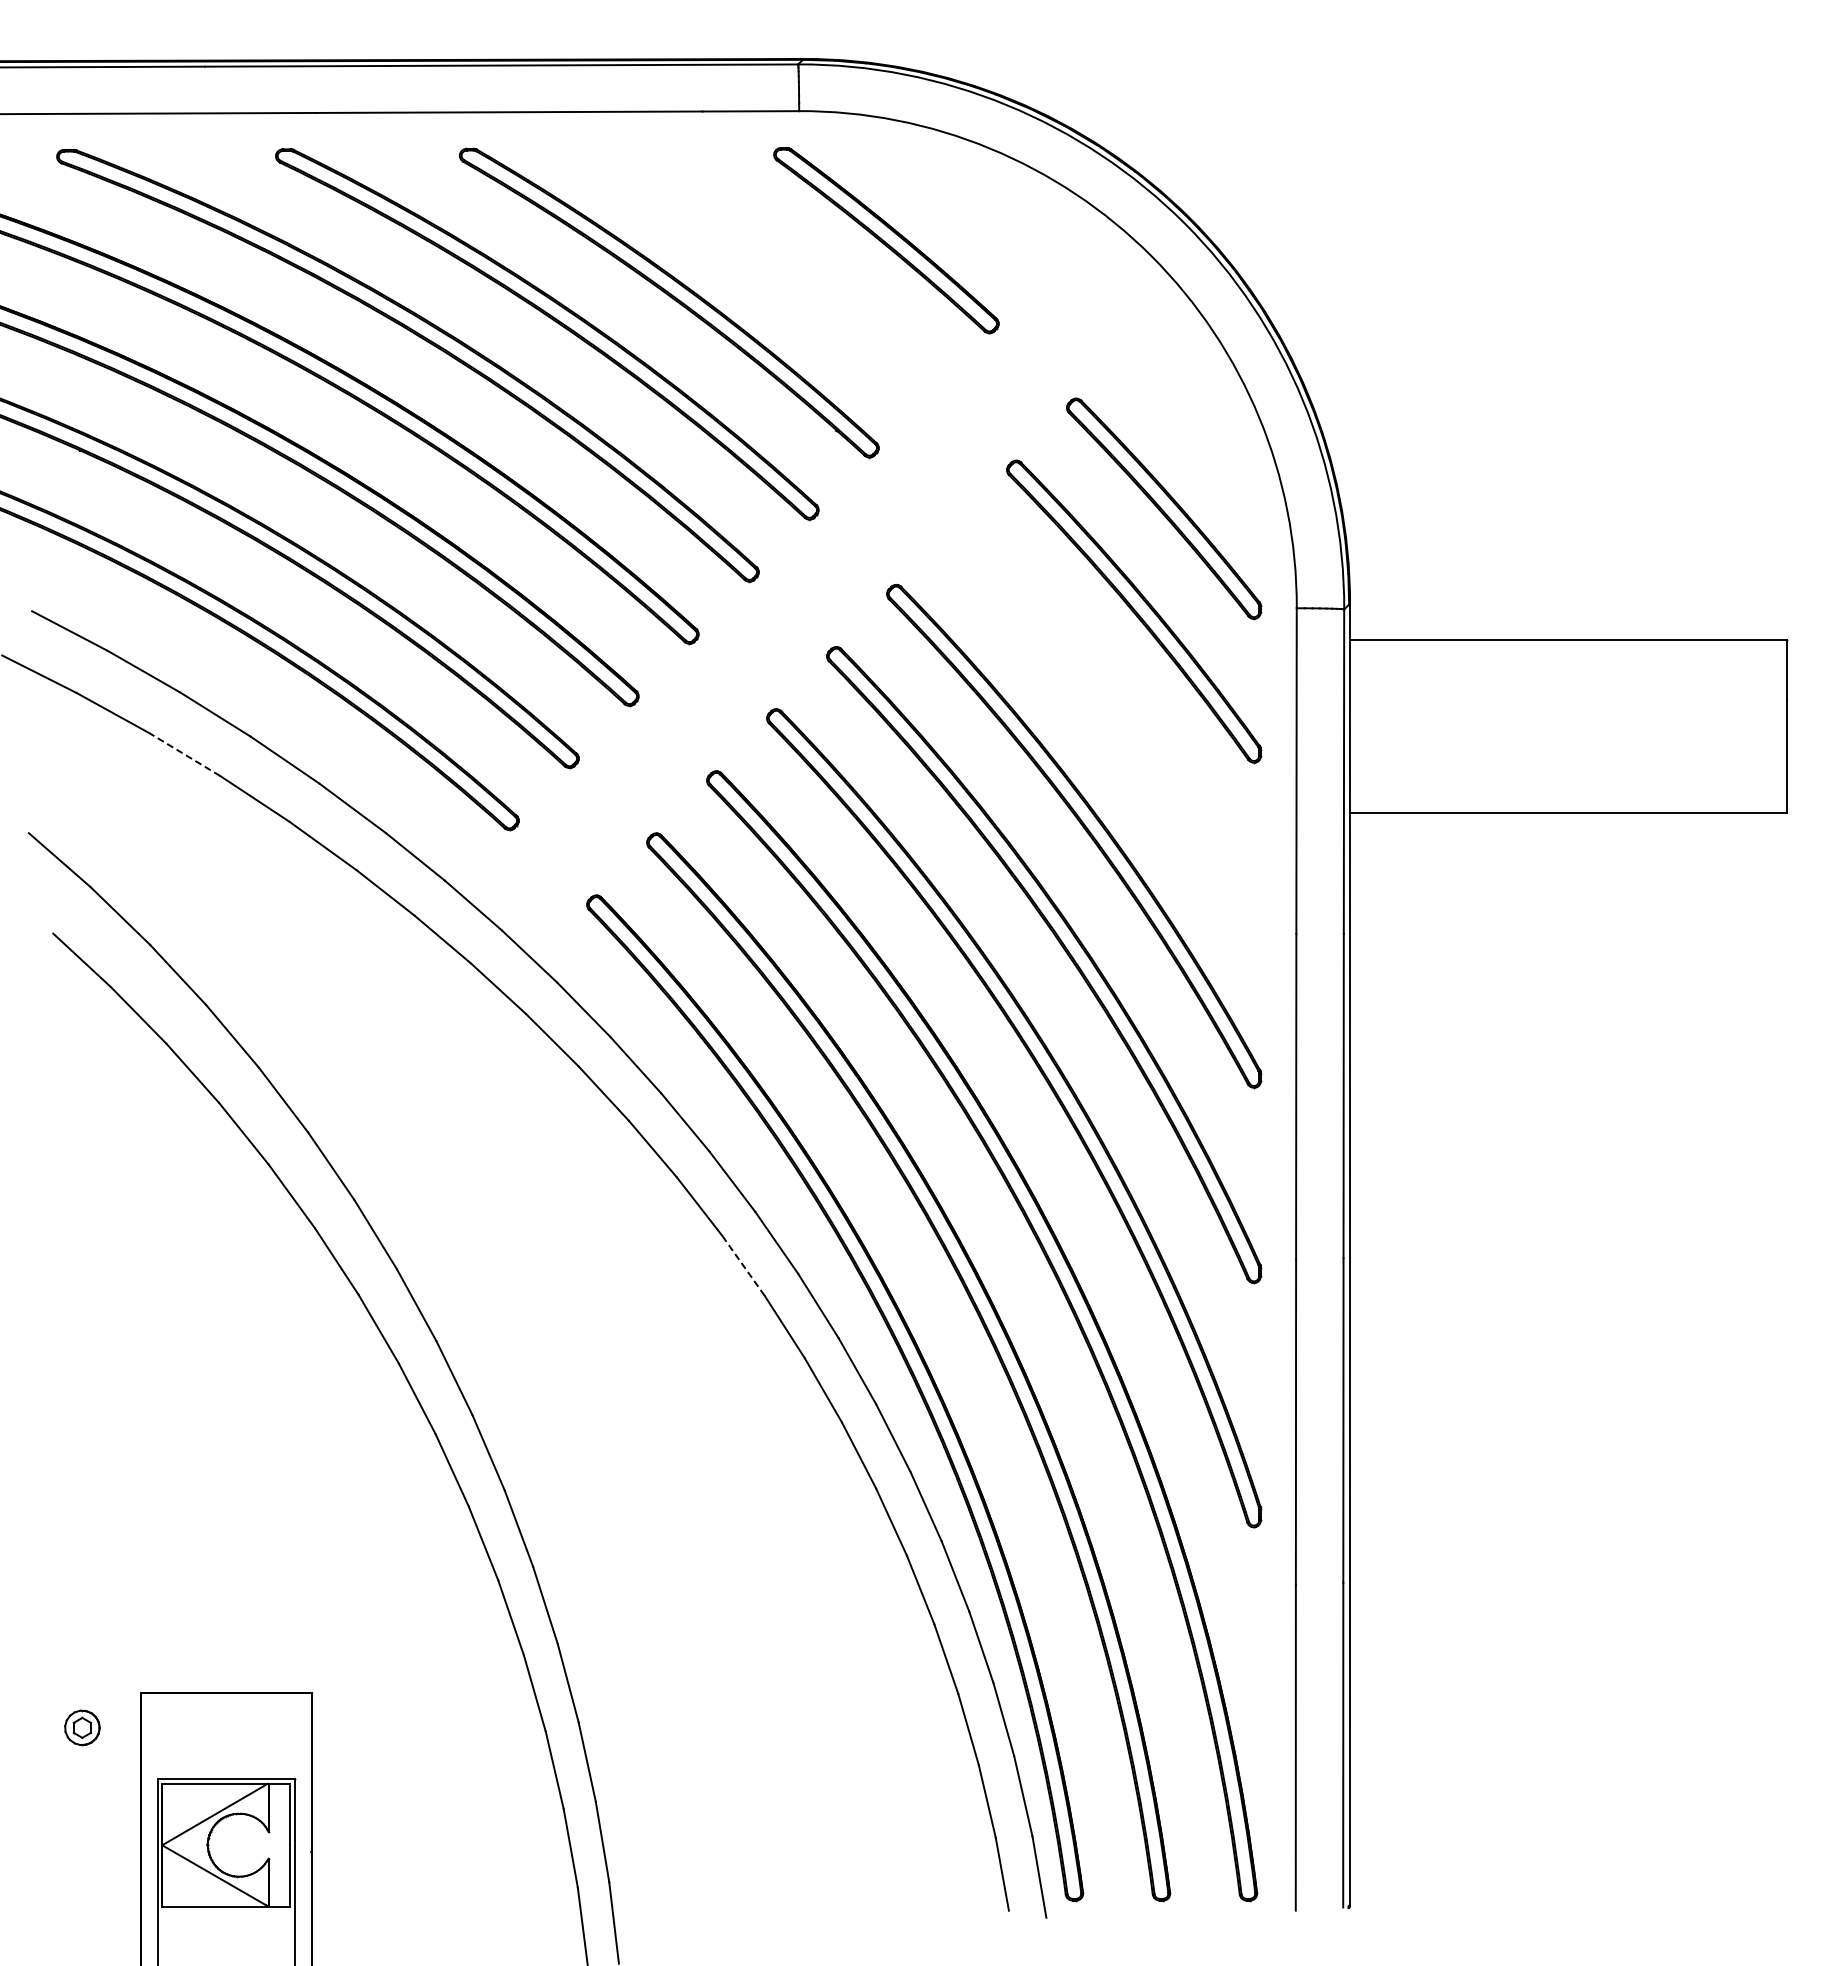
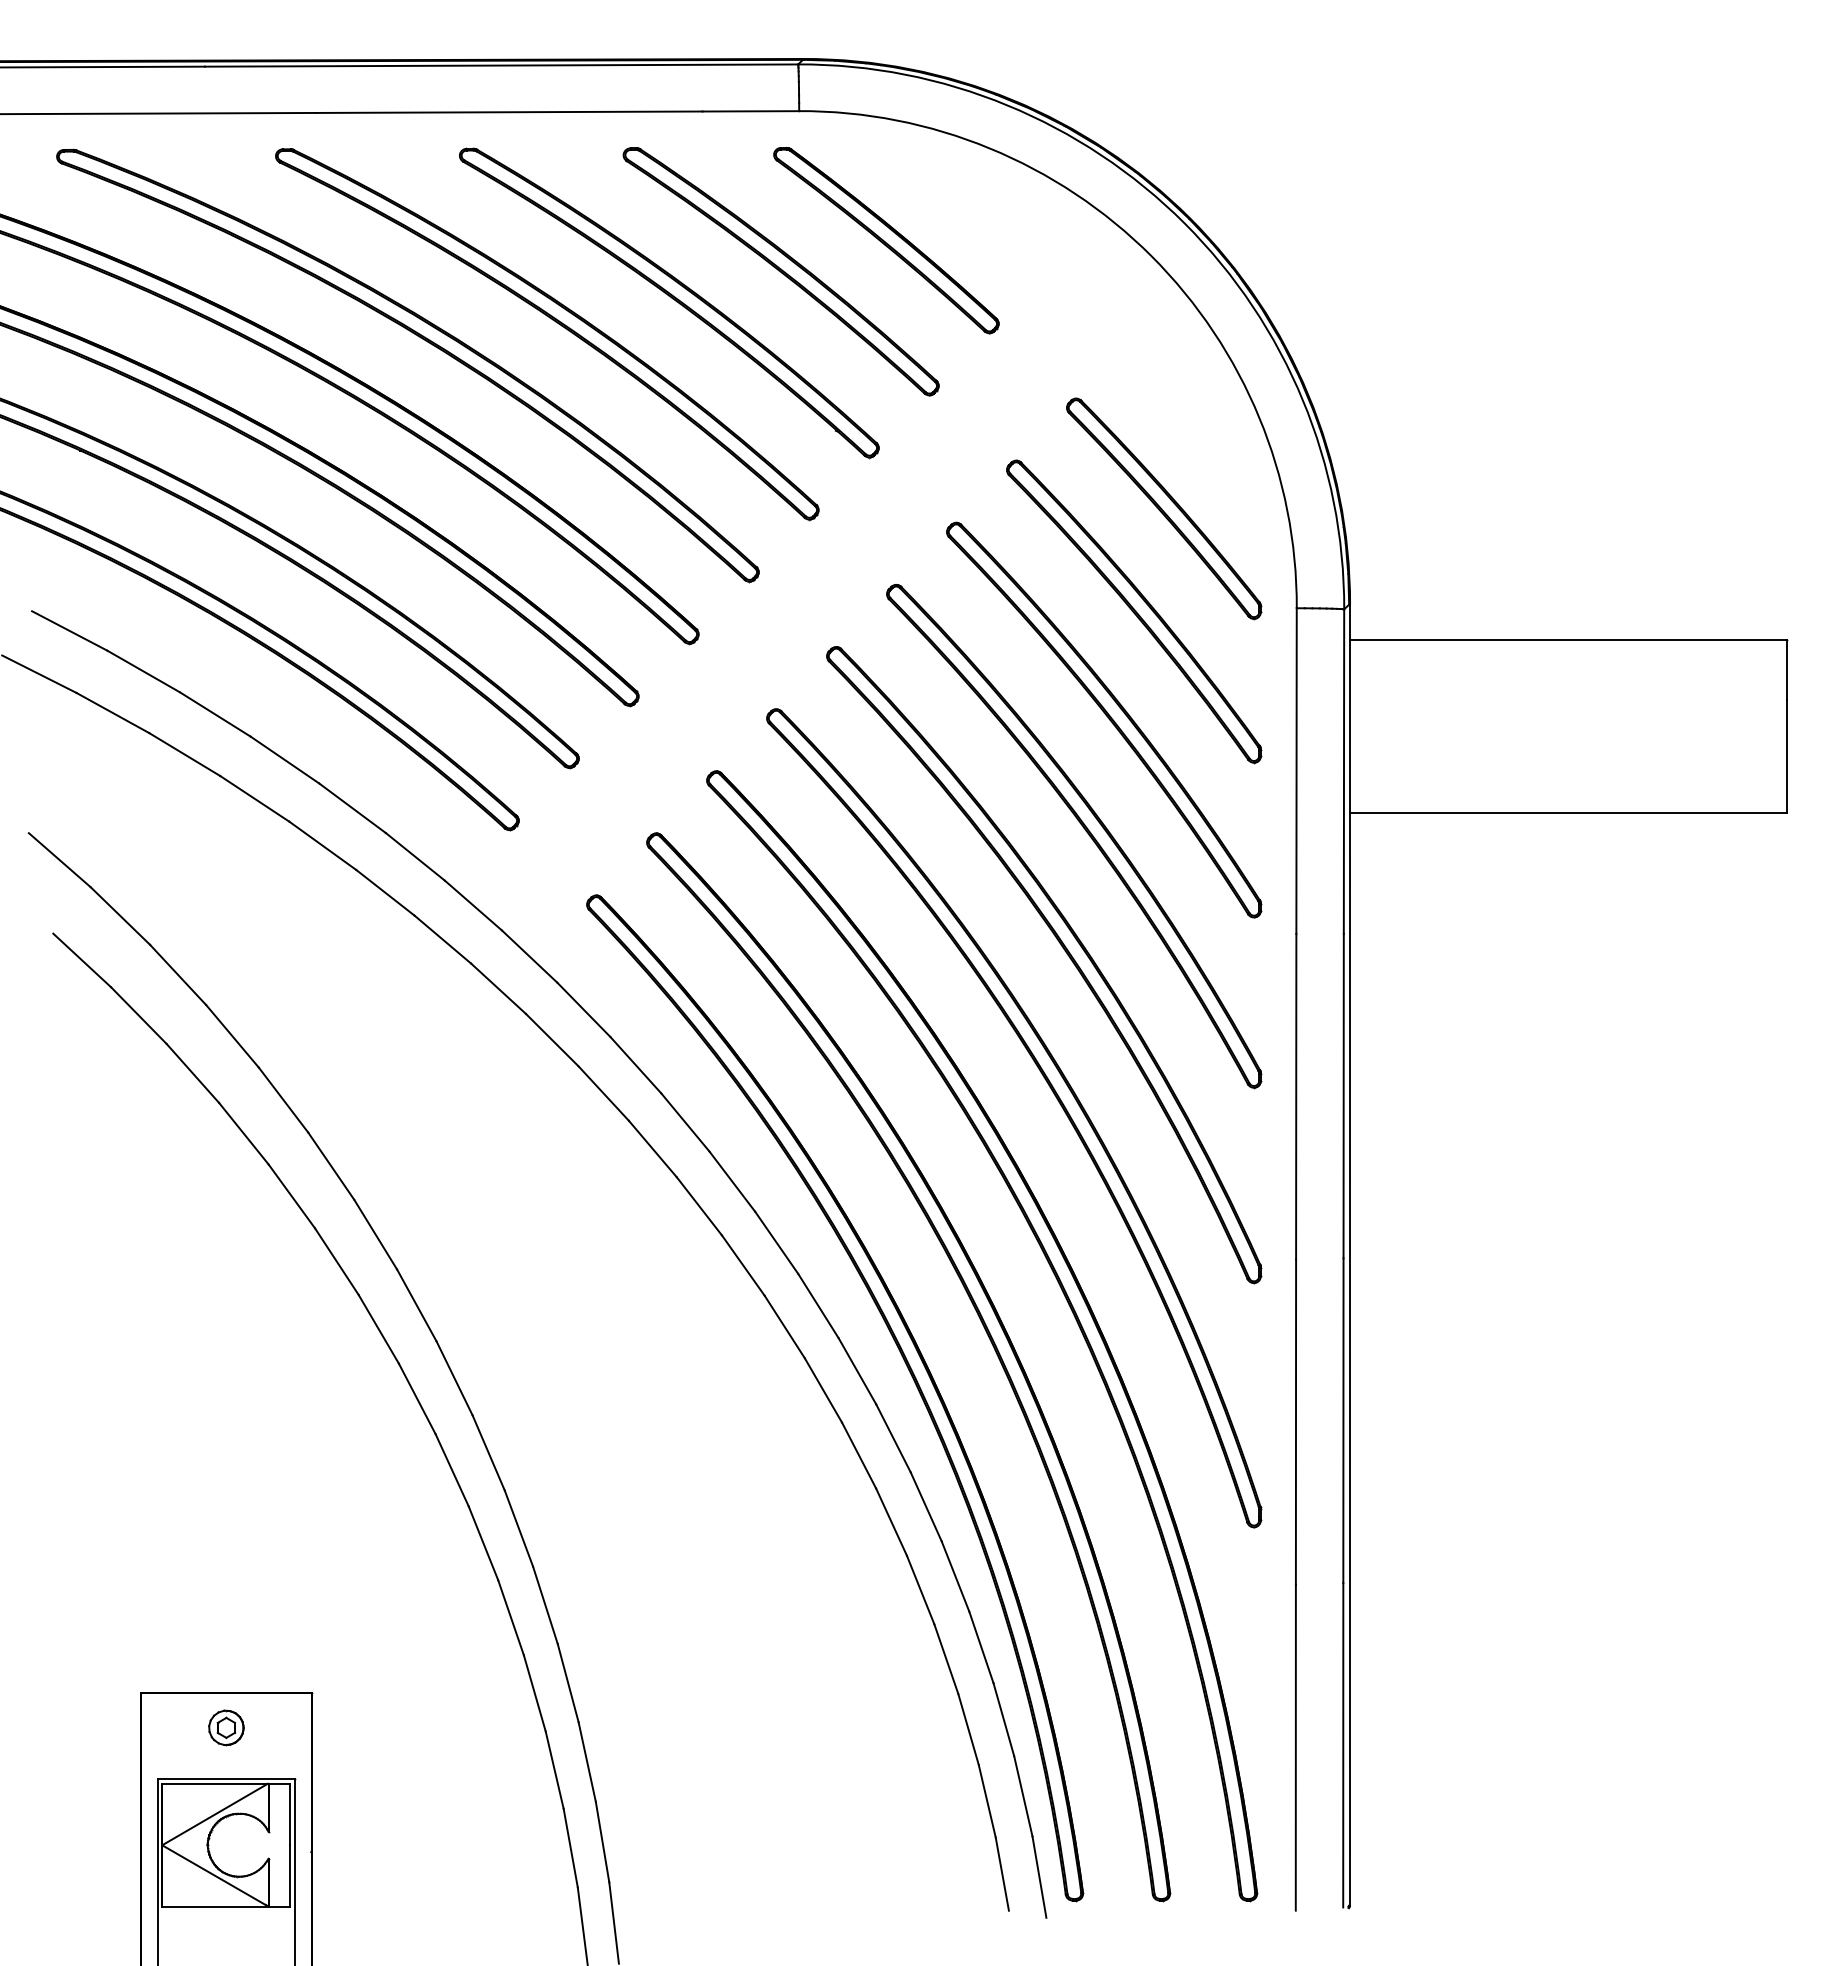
part: none -> present (780, 271)
part: none -> present (1104, 719)
line: dashed -> solid (184, 754)
line: dashed -> solid (743, 1265)
part position: (82, 1727) -> (226, 1727) (226, 1727)
